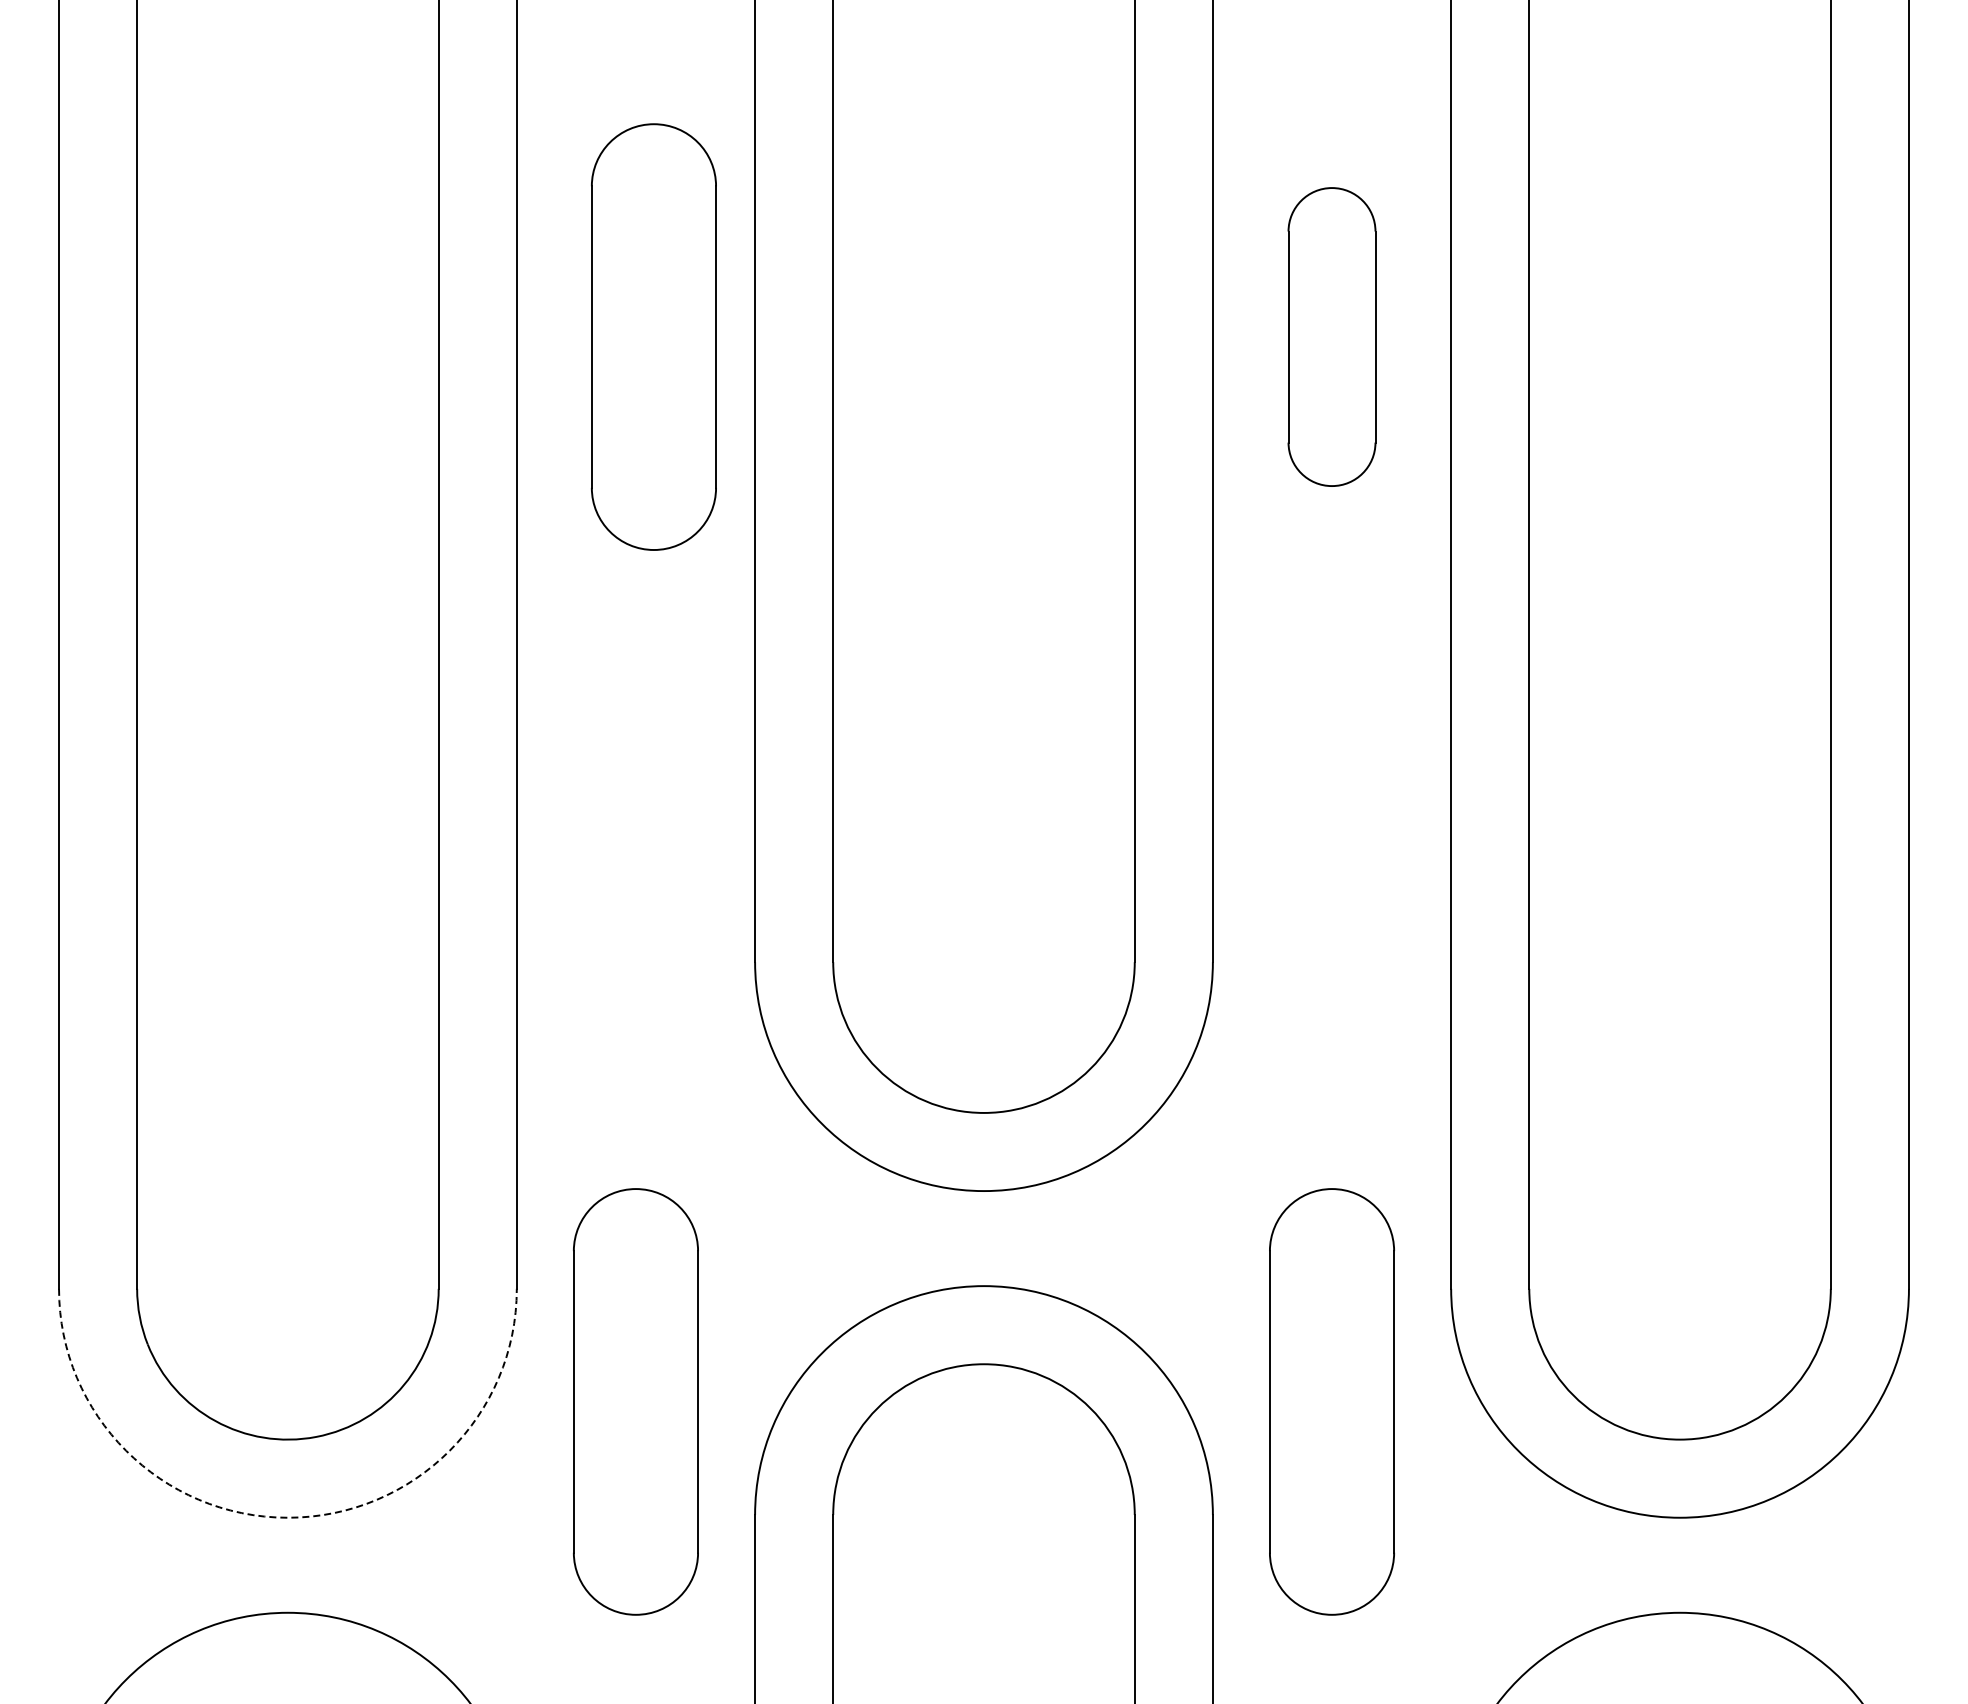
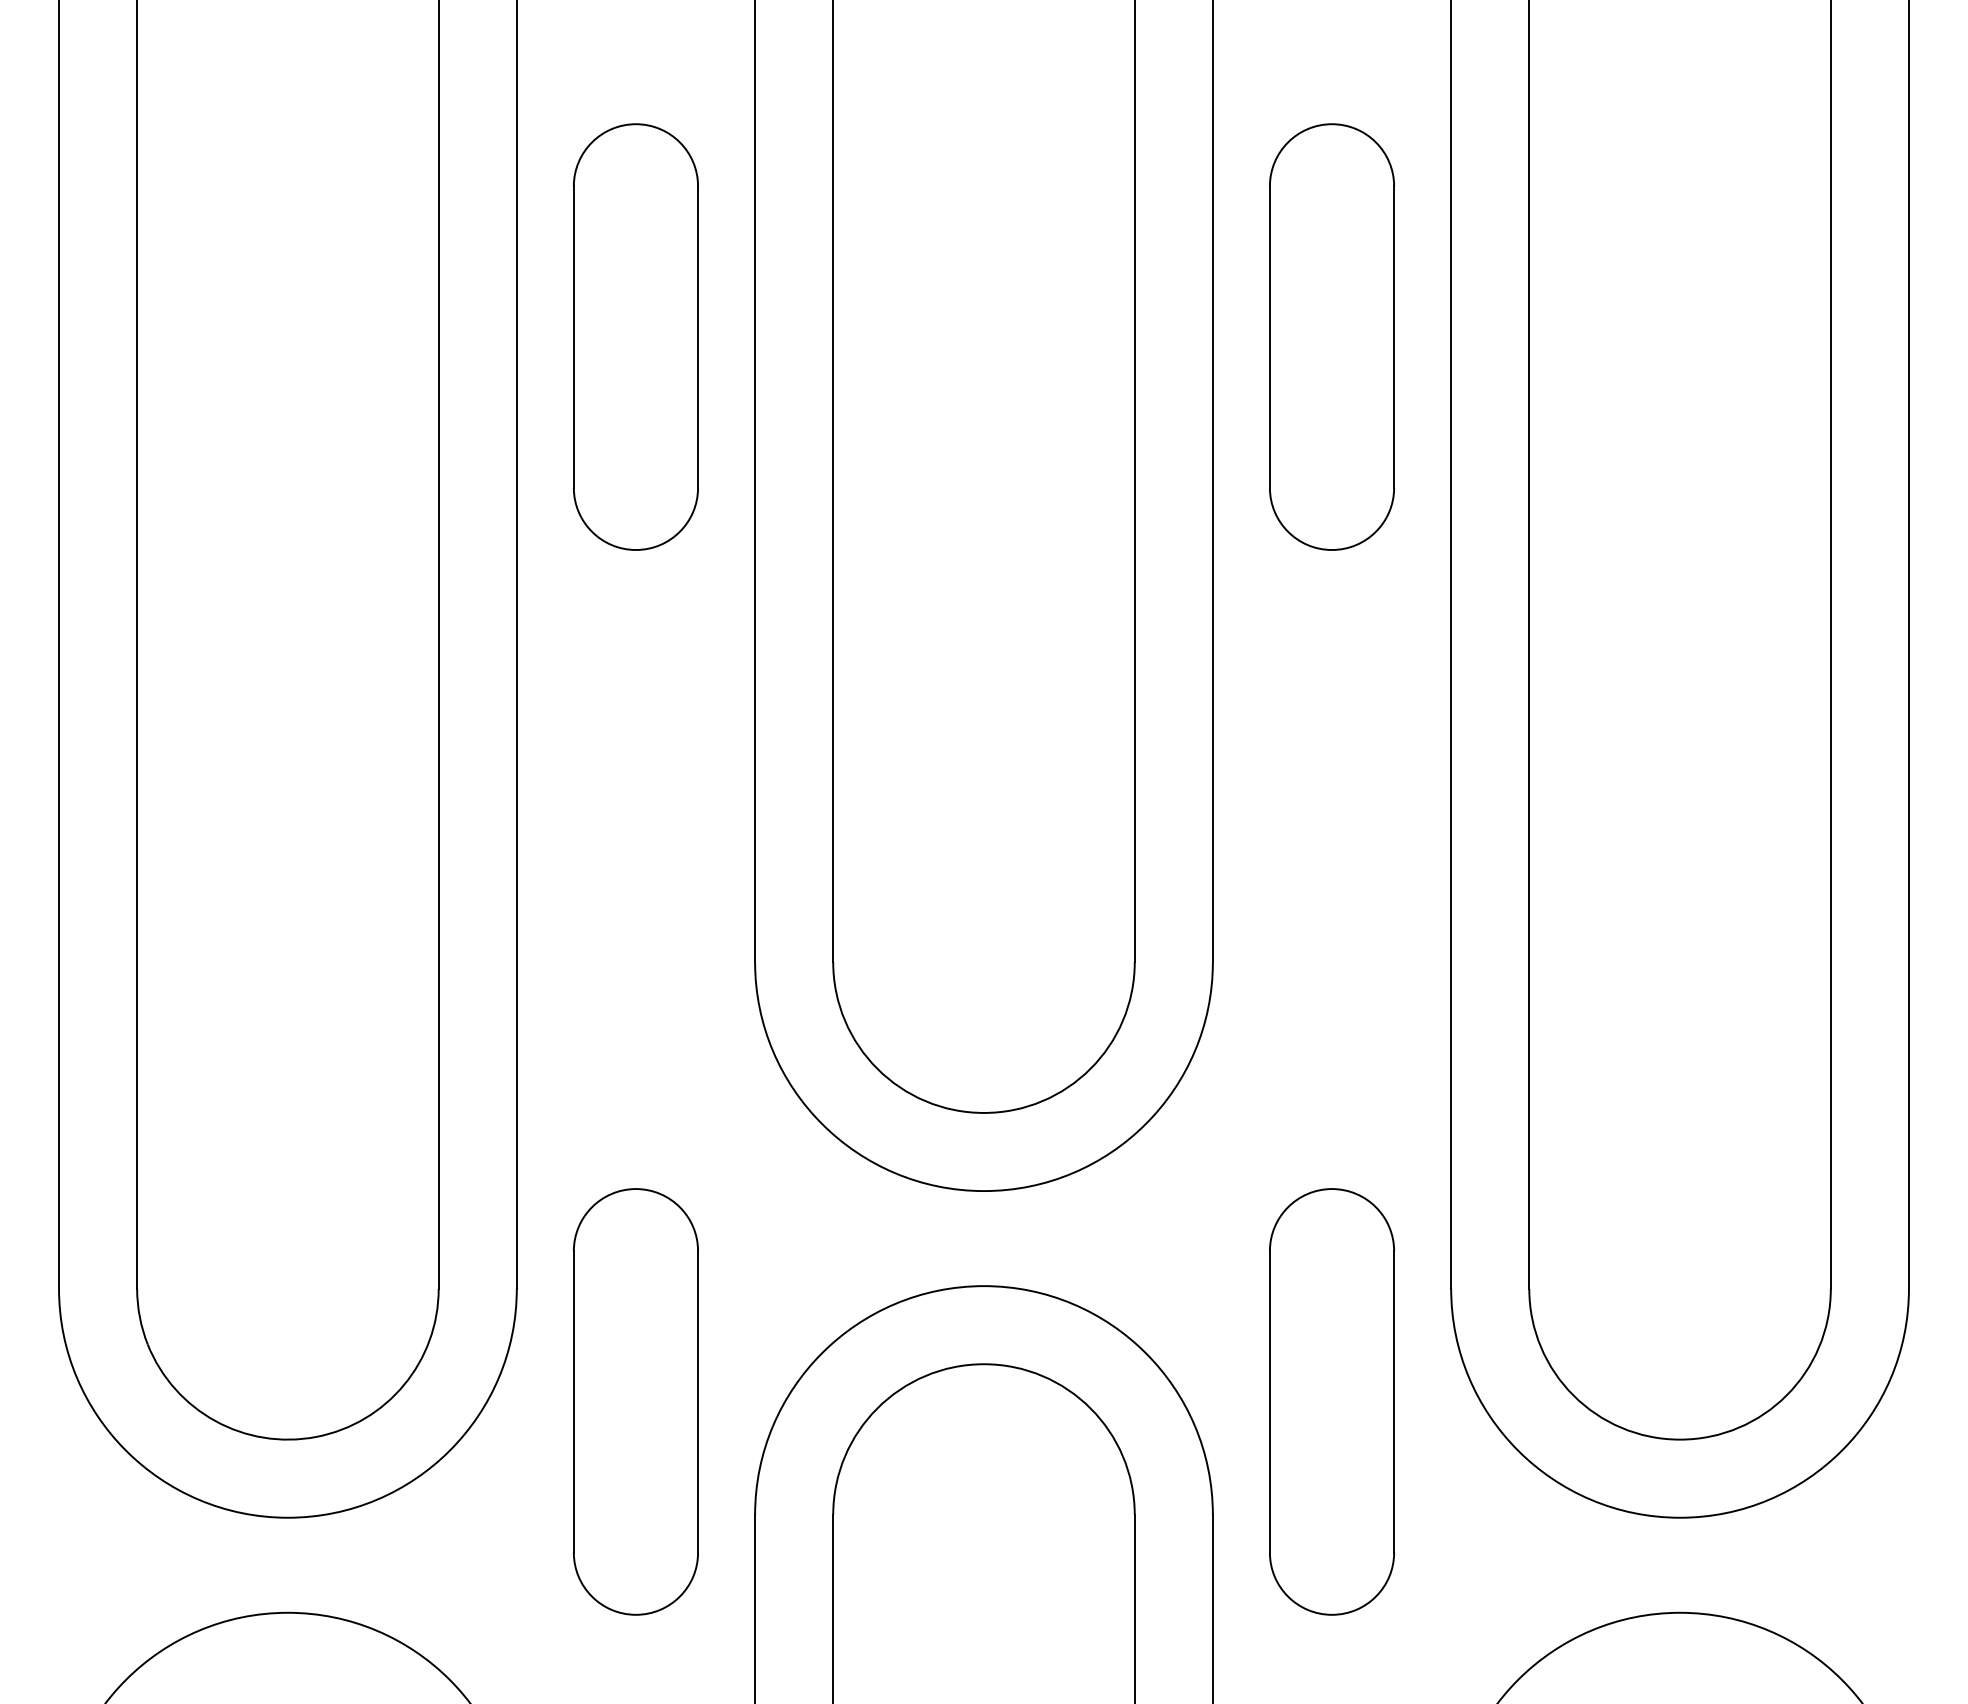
part position: (653, 336) -> (635, 336) (635, 336)
part size: 90x300 px -> 126x428 px (1331, 336)
arc: dashed -> solid (287, 1517)
